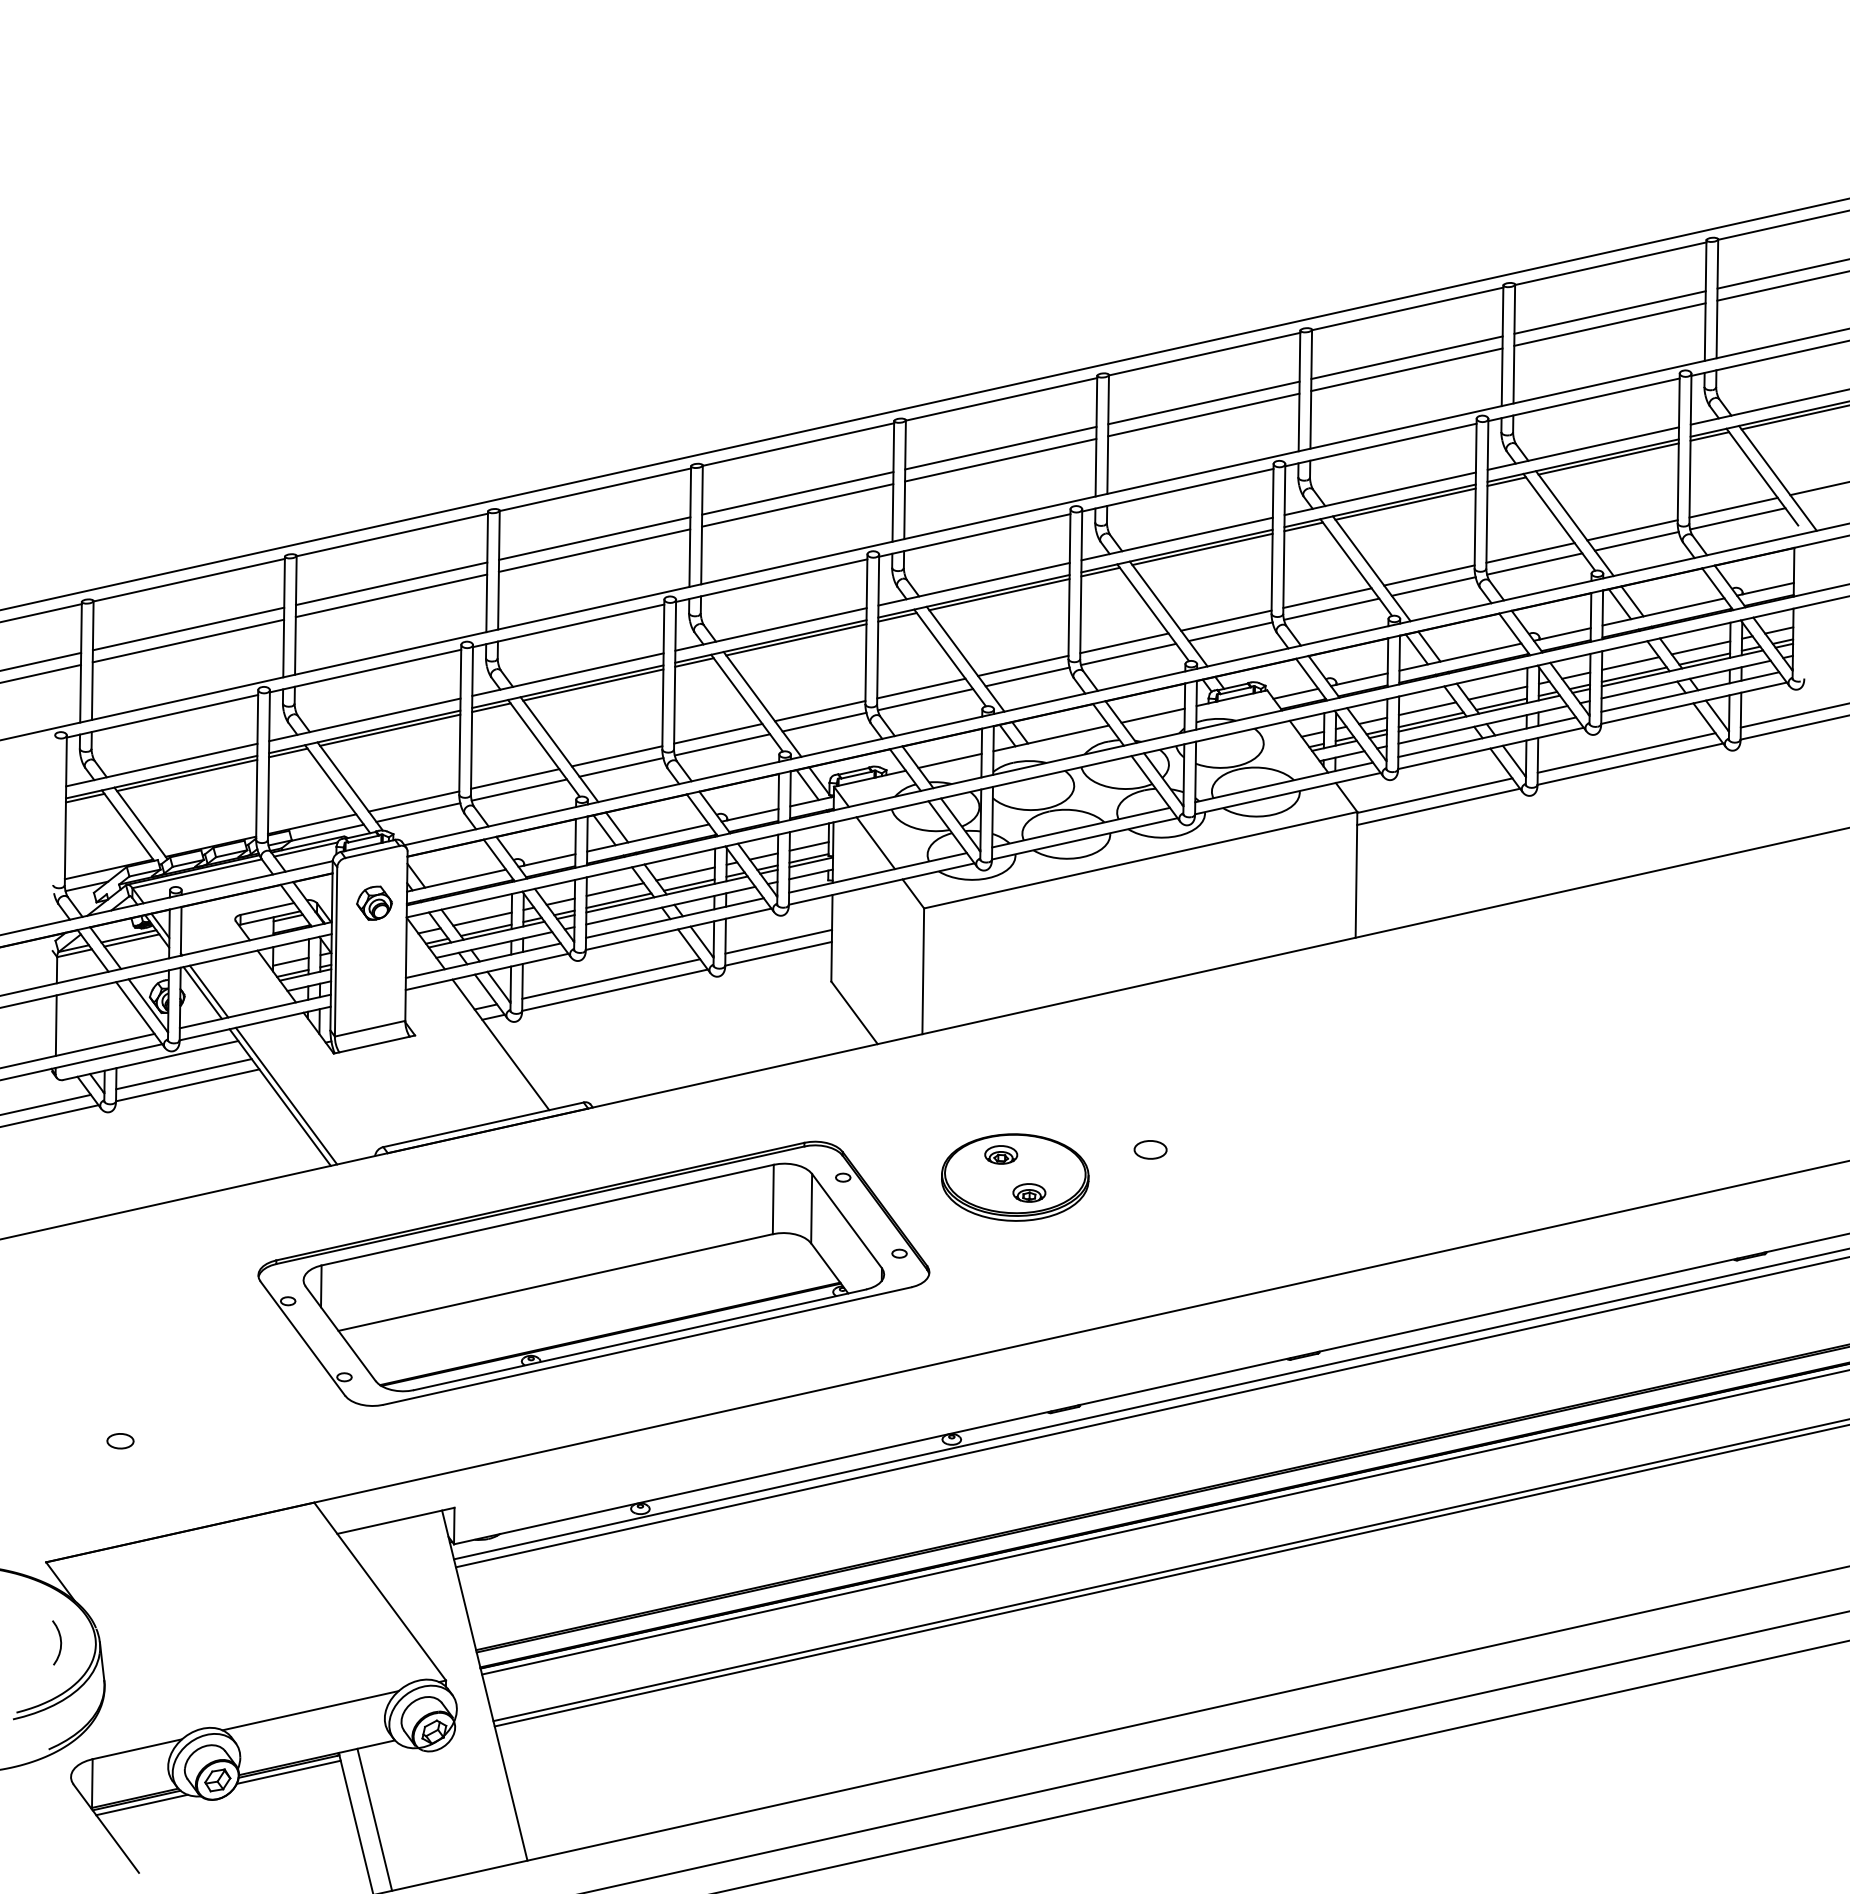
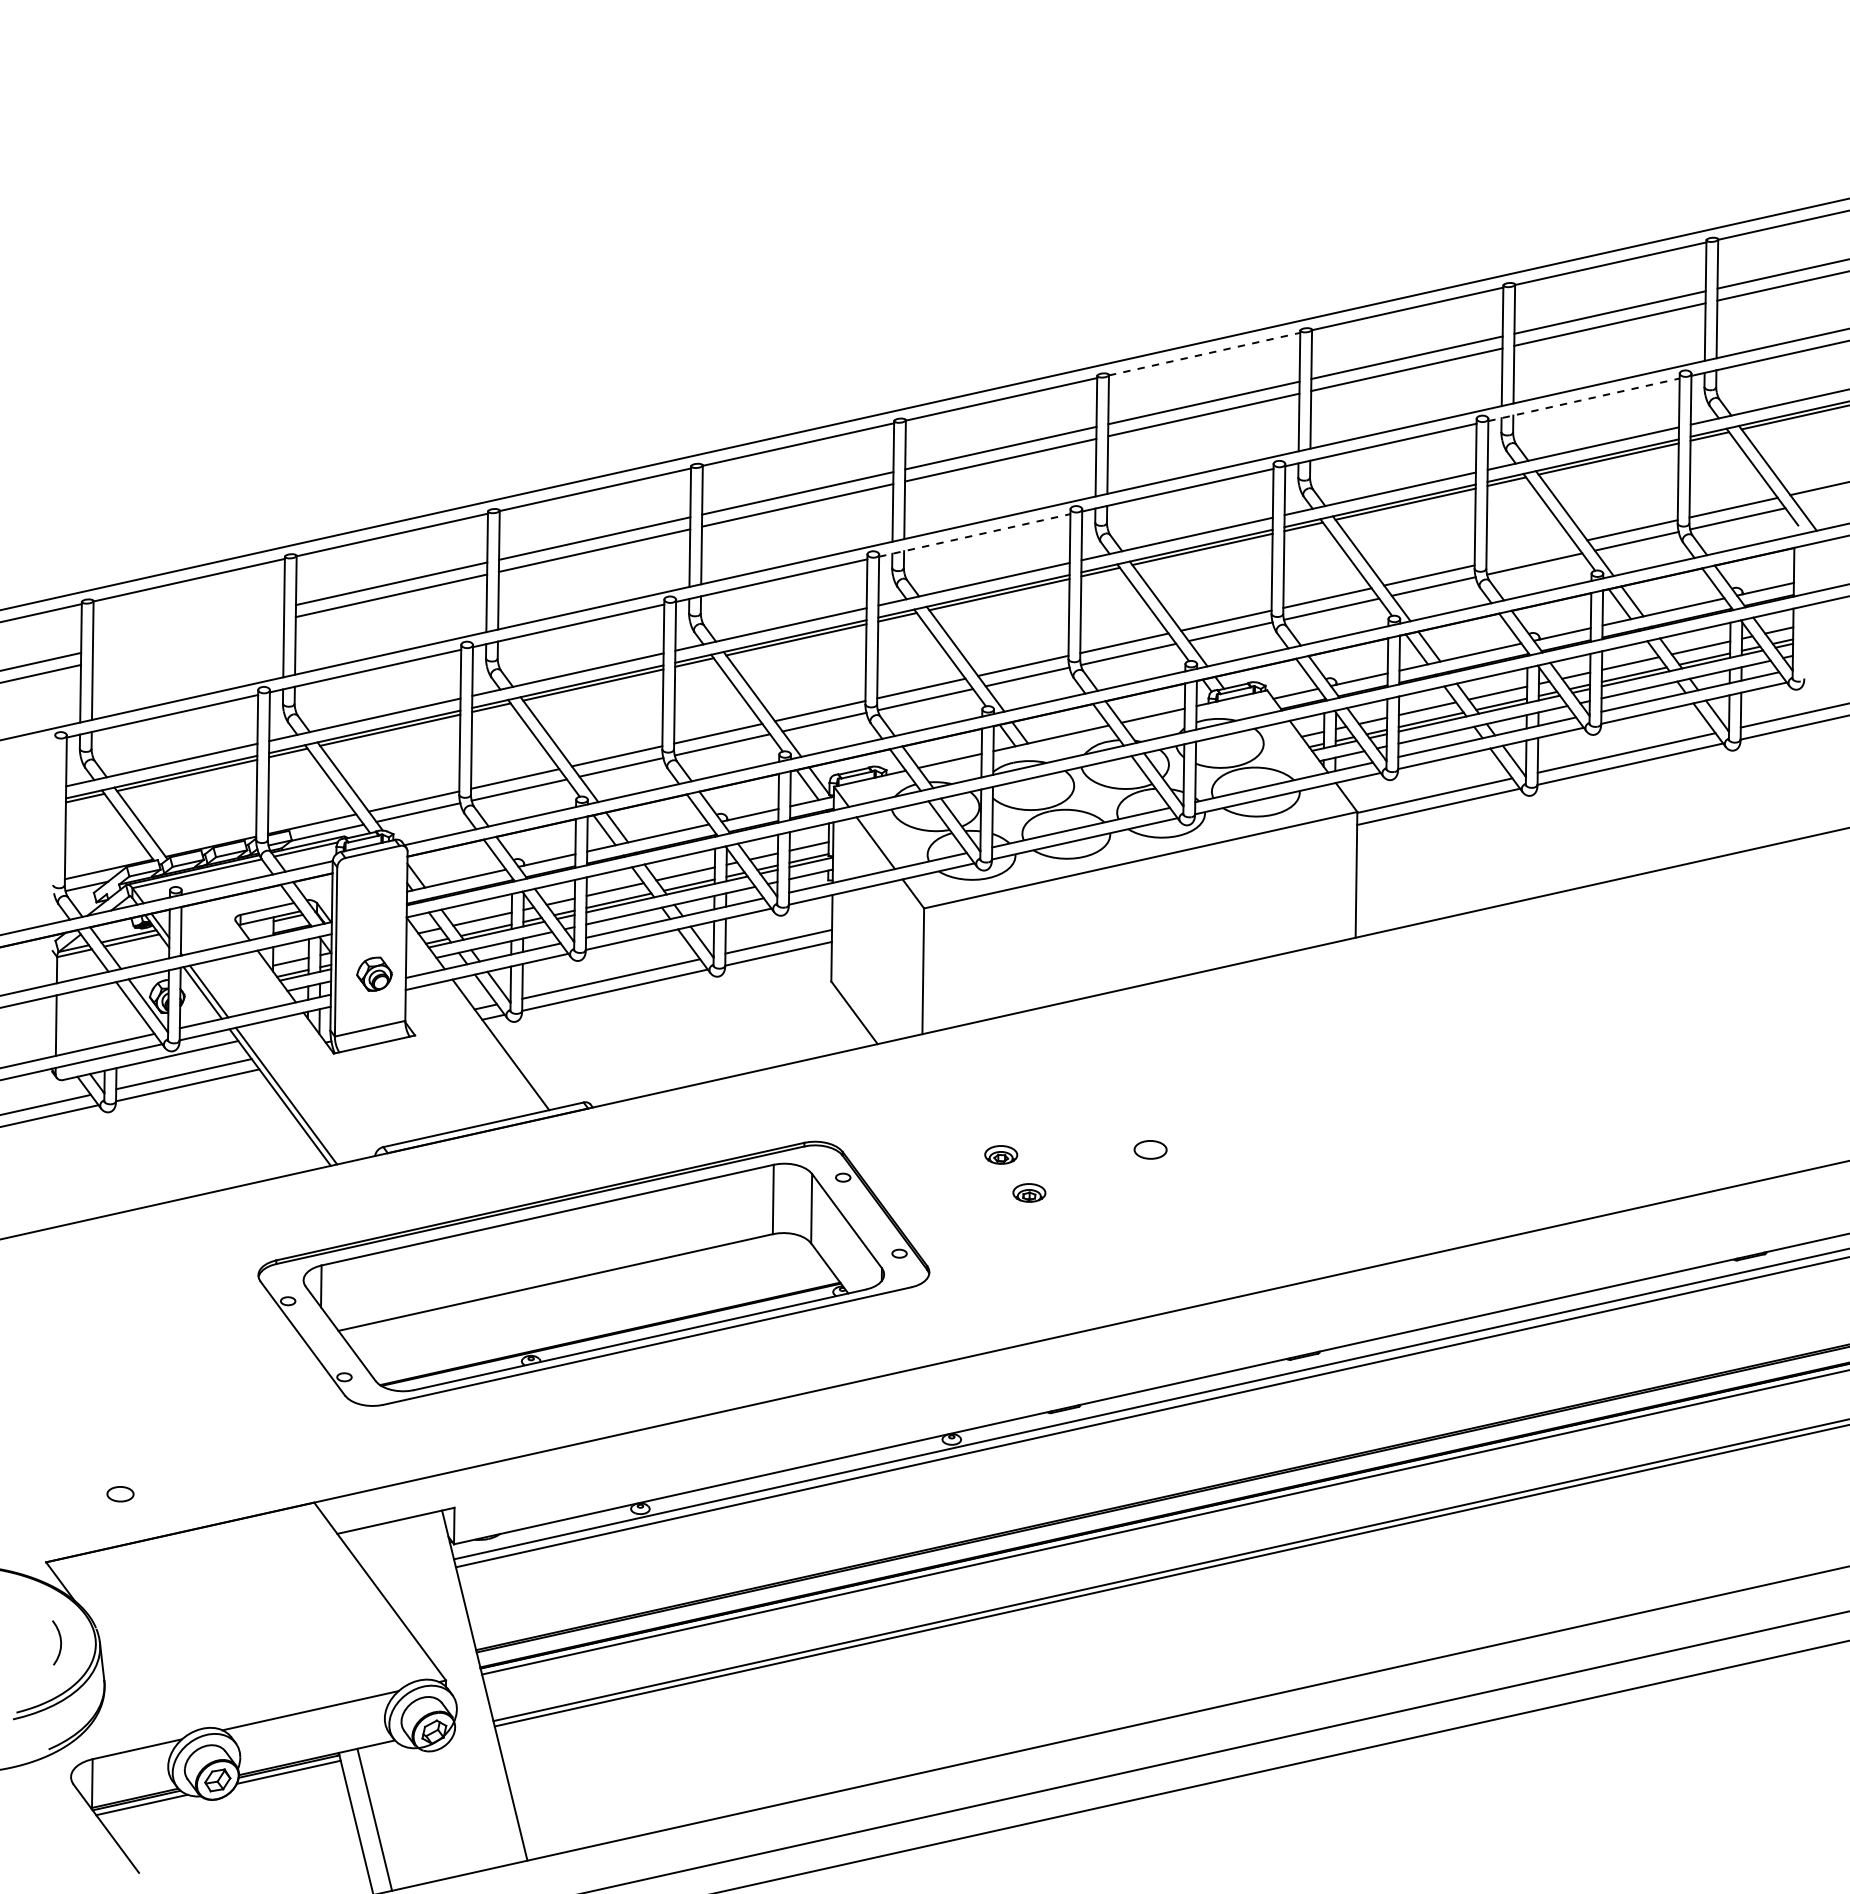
line: solid -> dashed (1204, 354)
line: solid -> dashed (1584, 399)
line: solid -> dashed (974, 535)
line: present -> none (1530, 552)
line: present -> none (188, 628)
line: present -> none (188, 640)
part position: (374, 902) -> (374, 973) (374, 973)
part: present -> none (1015, 1177)
part position: (120, 1441) -> (120, 1494) (120, 1494)
